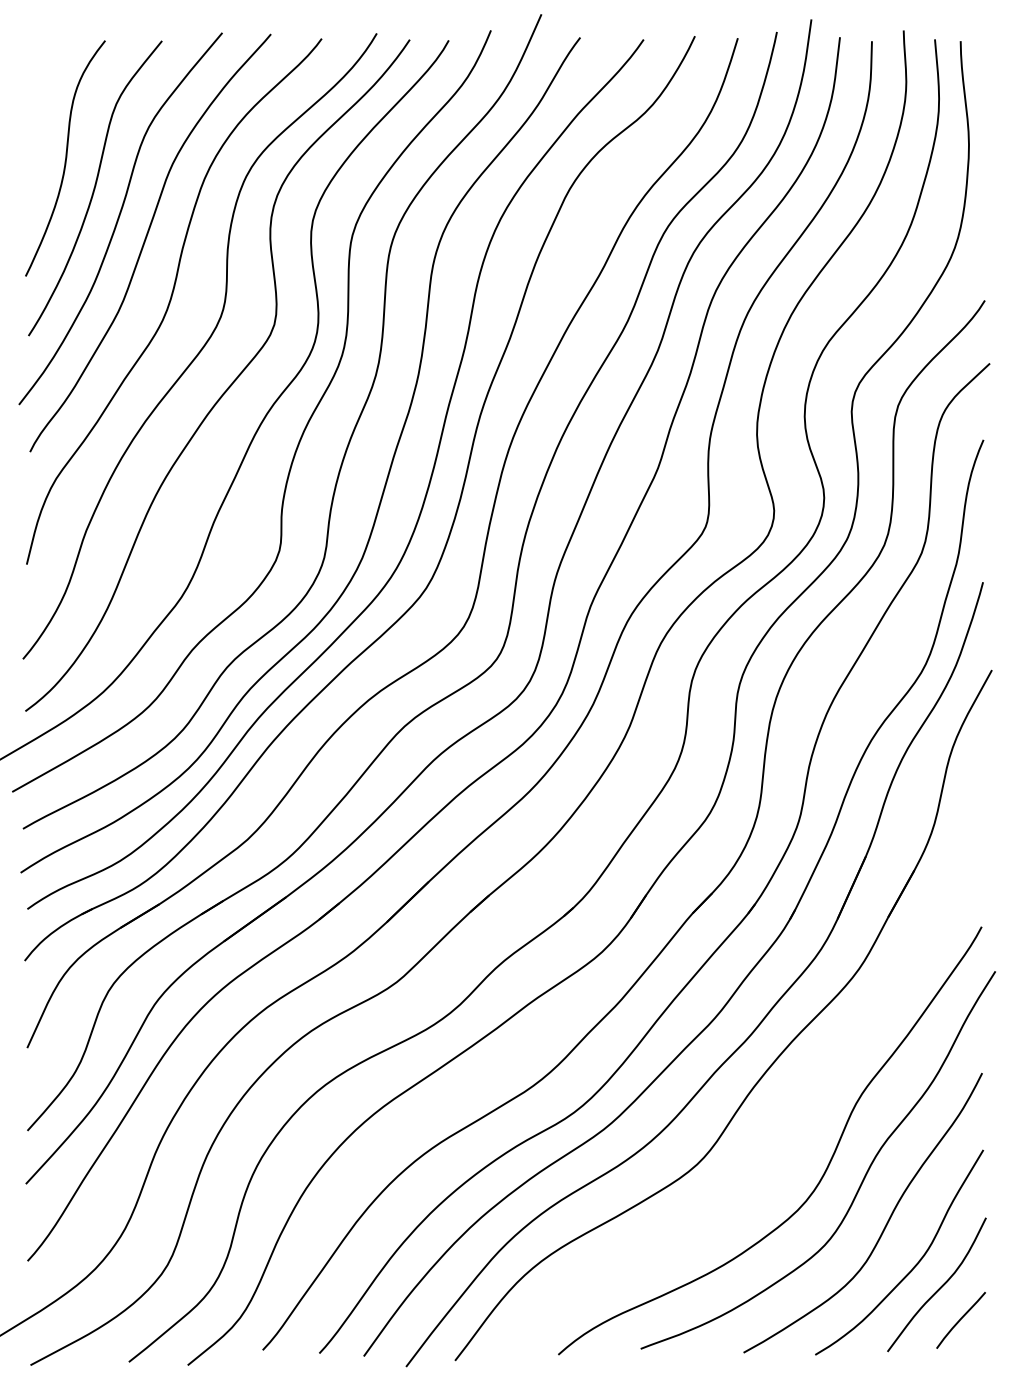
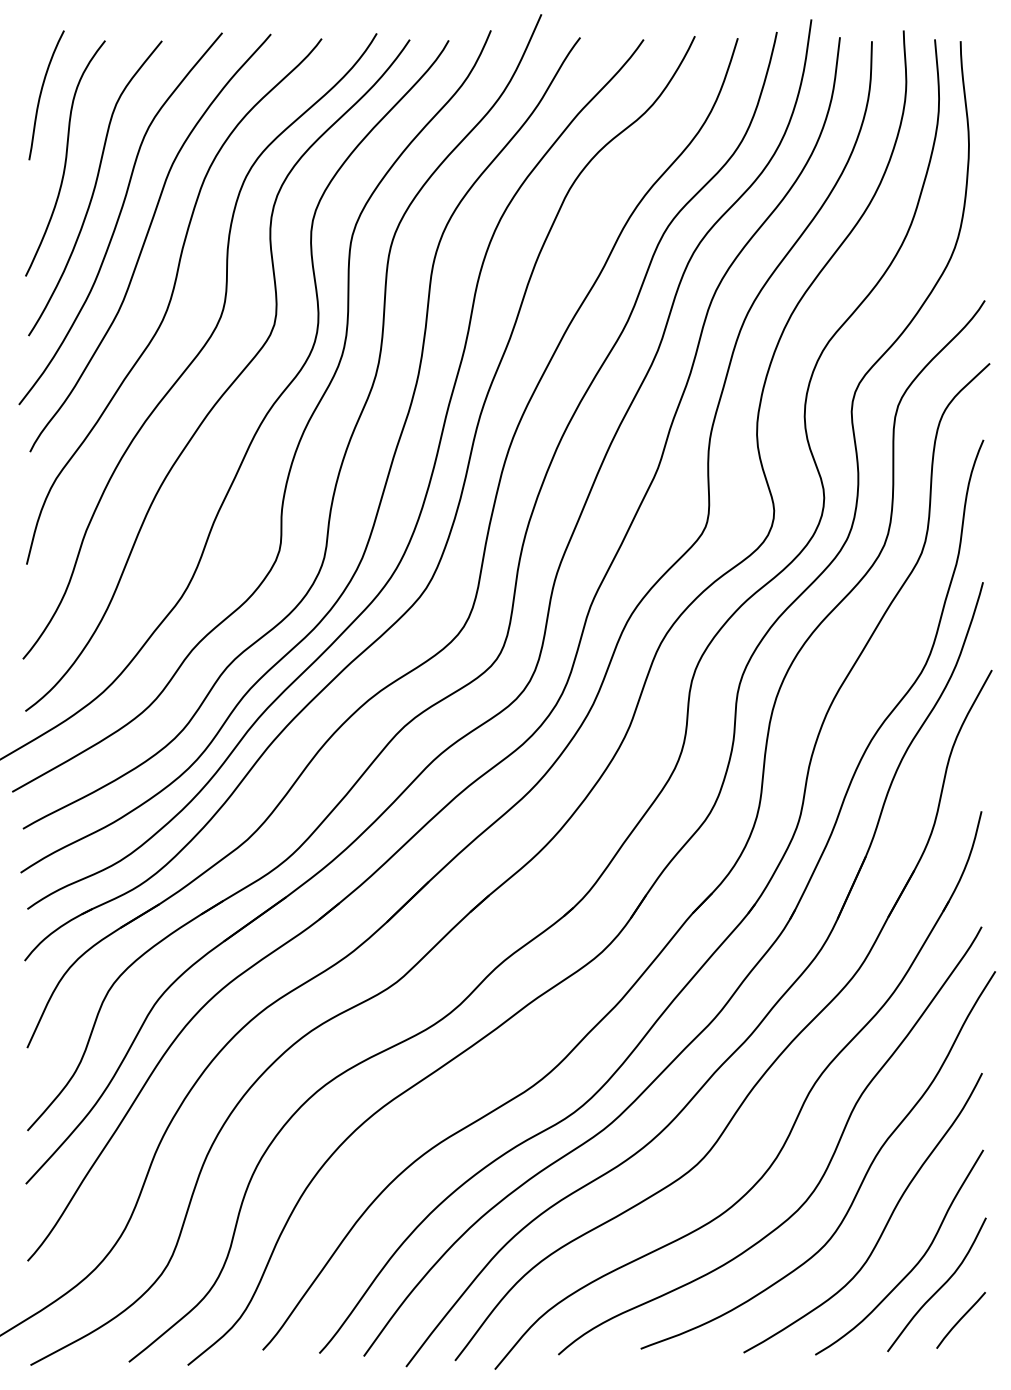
curve: none -> present (41, 95)
part: none -> present (795, 1118)
